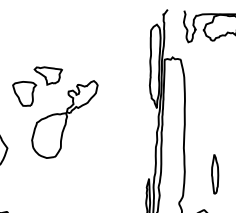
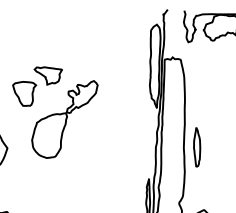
part position: (215, 174) -> (197, 147) (197, 147)
